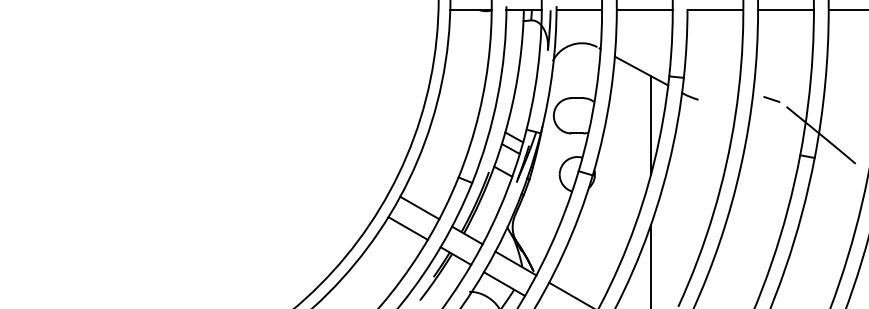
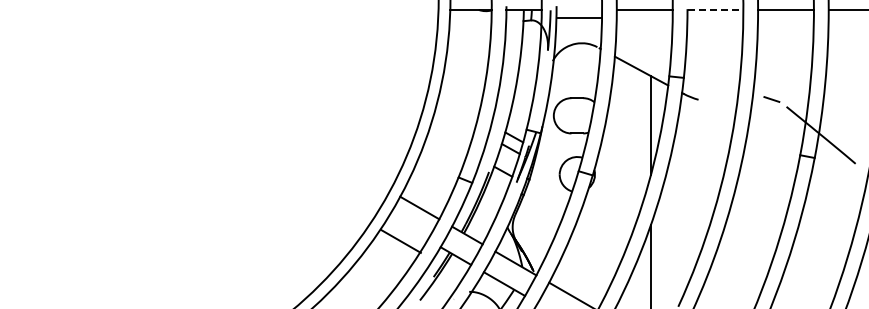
line position: (579, 9) -> (579, 17) (579, 17)
line: solid -> dashed (715, 9)
line position: (407, 228) -> (400, 241) (400, 241)
